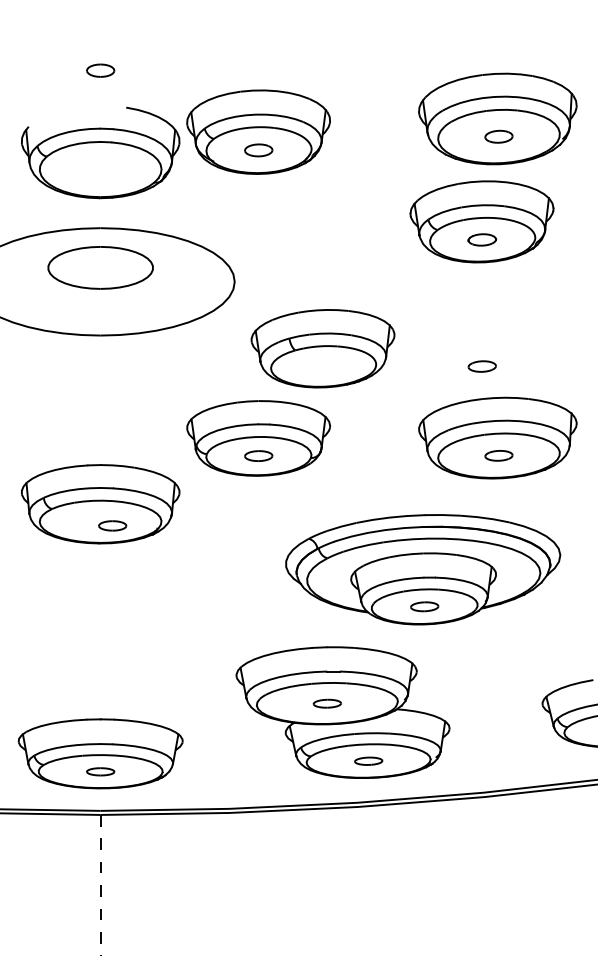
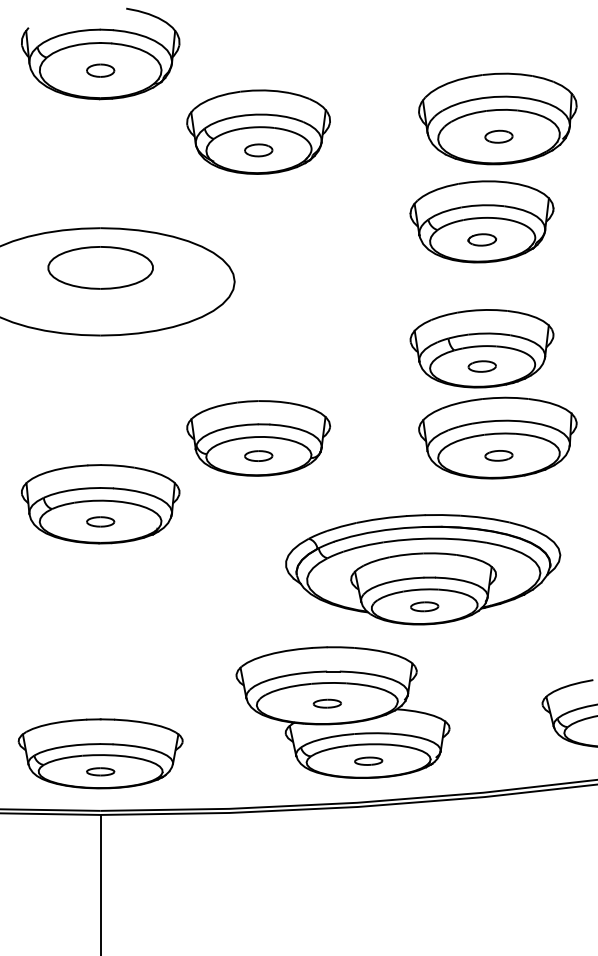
part position: (100, 152) -> (100, 53) (100, 53)
part position: (322, 348) -> (481, 348) (481, 348)
part position: (112, 525) -> (100, 521) (100, 521)
line: dashed -> solid (100, 885)
